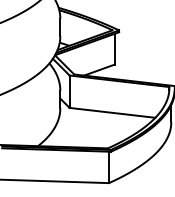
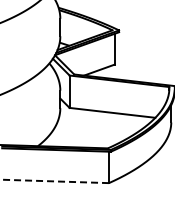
line: solid -> dashed (54, 181)
